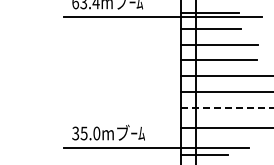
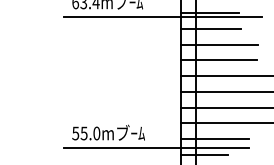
line: dashed -> solid (227, 107)
line position: (225, 128) -> (225, 123) (225, 123)
text: 35.0m -> 55.0m (75, 132)
line: none -> present (214, 139)
